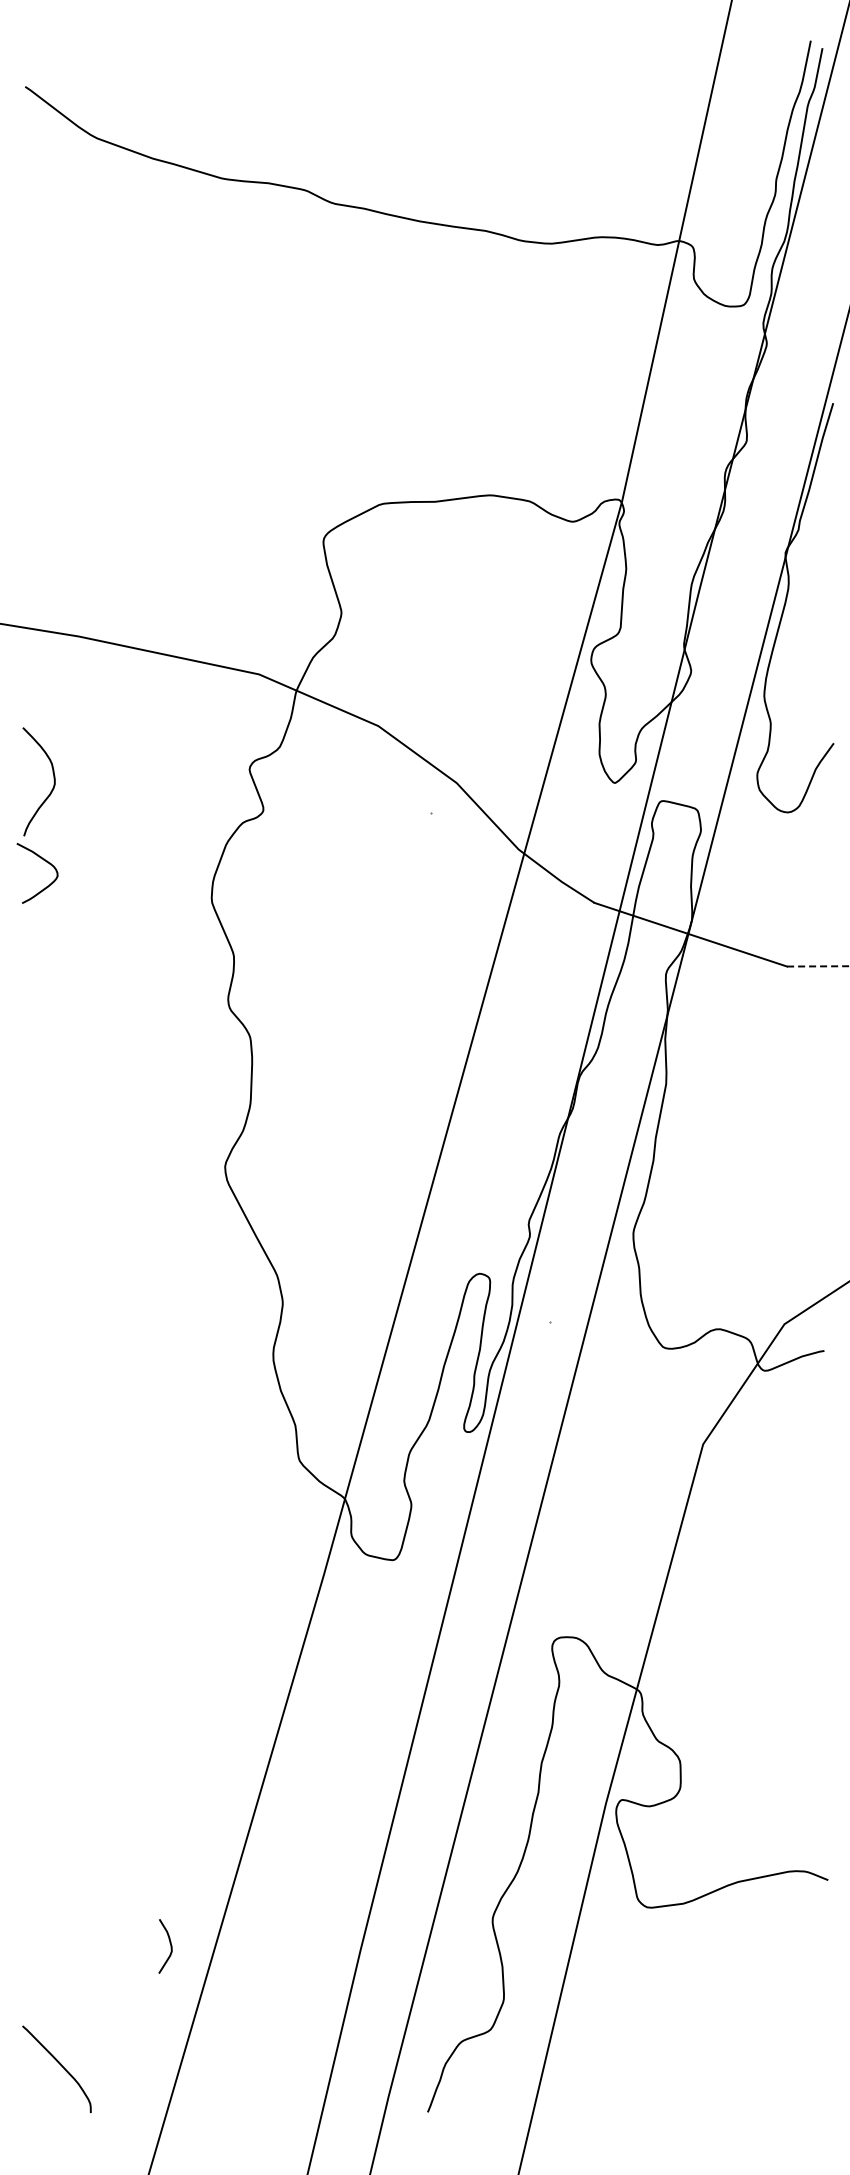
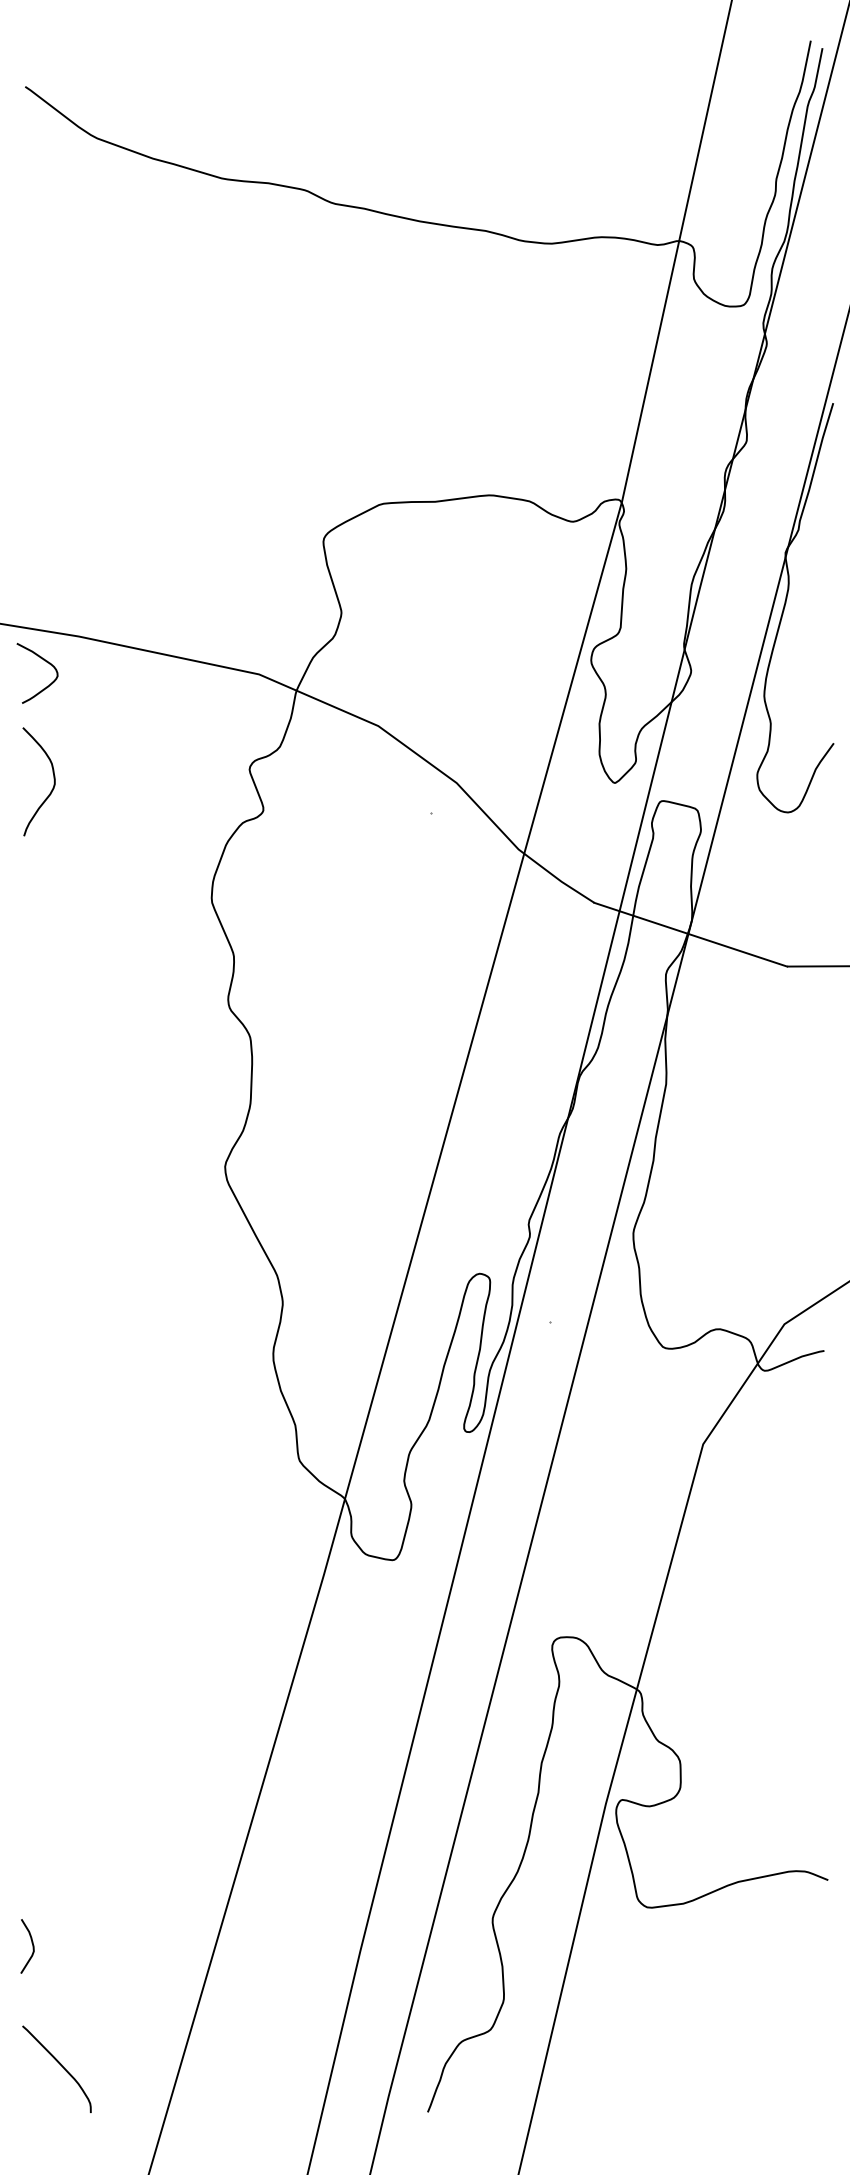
curve position: (46, 862) -> (46, 662) (46, 662)
line: dashed -> solid (818, 966)
curve position: (169, 1943) -> (31, 1943) (31, 1943)
